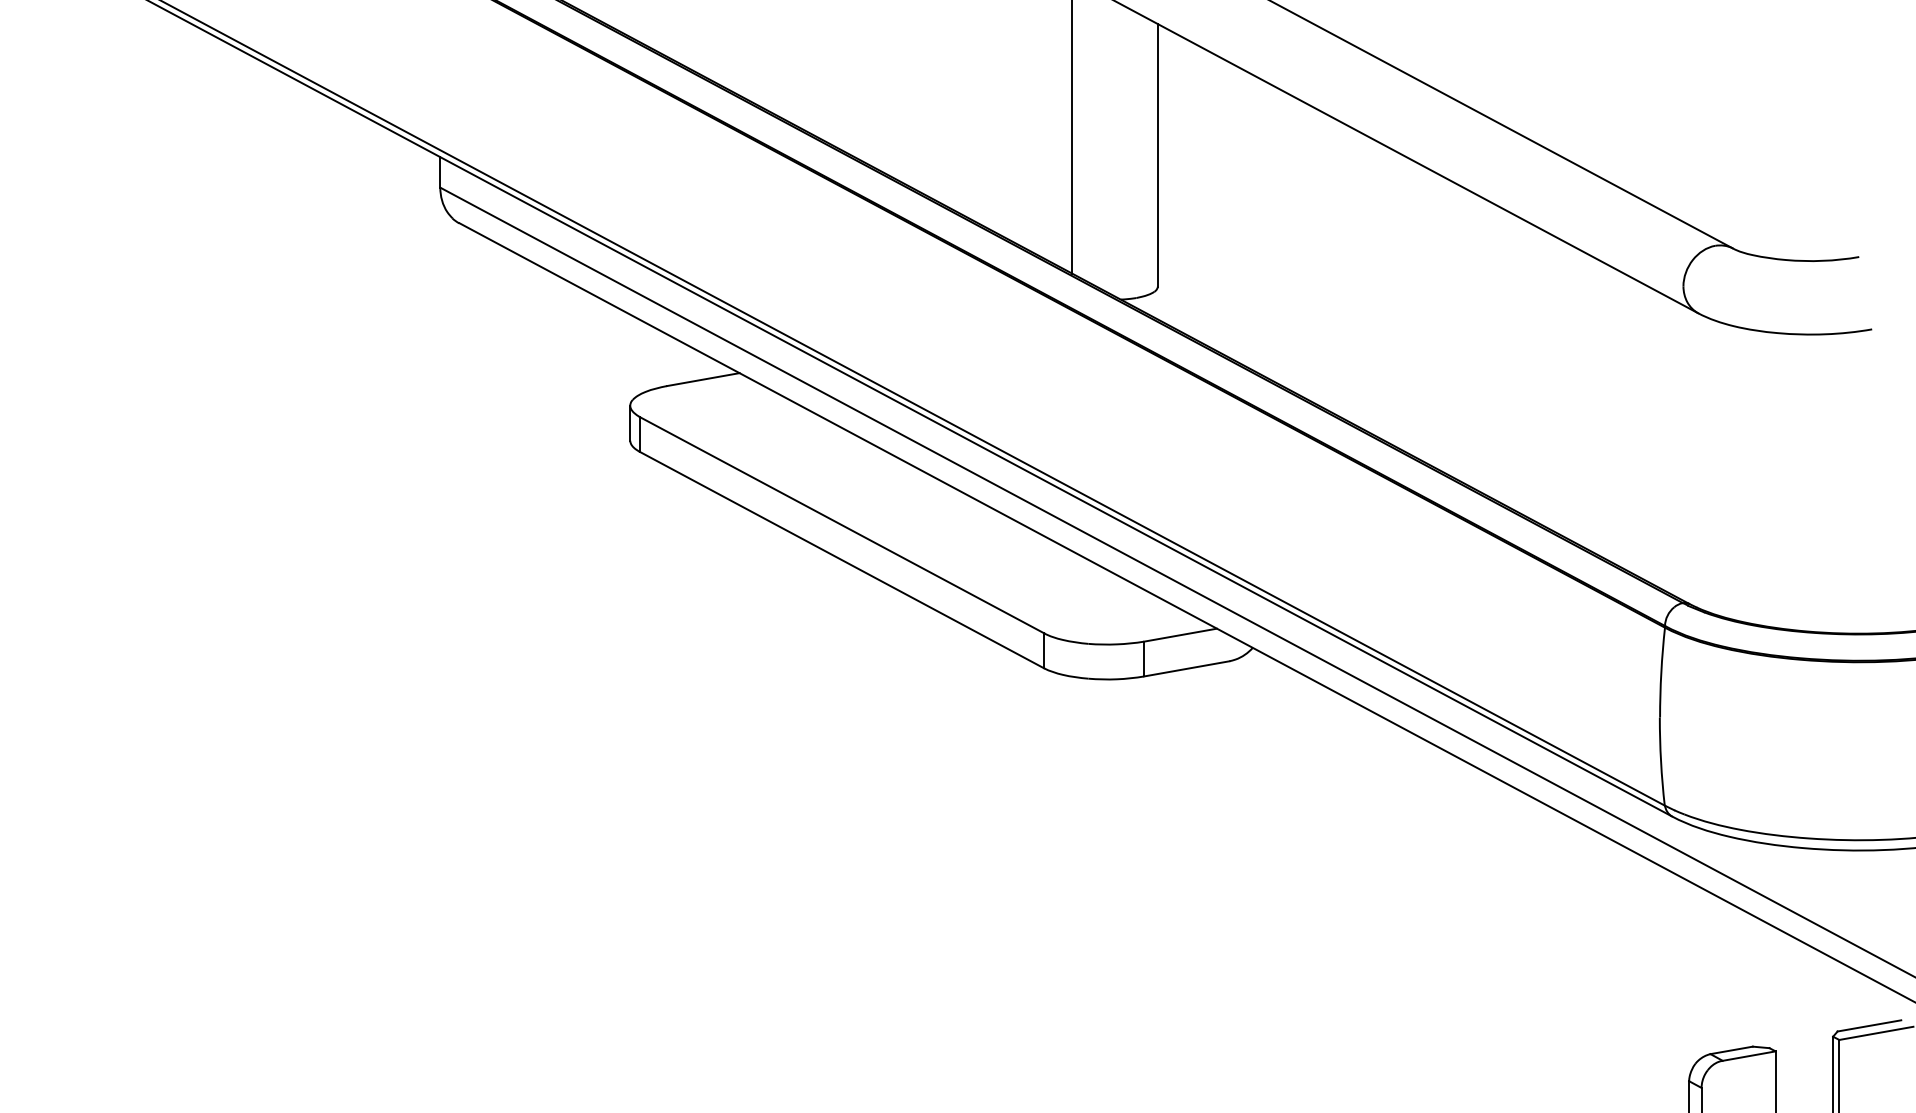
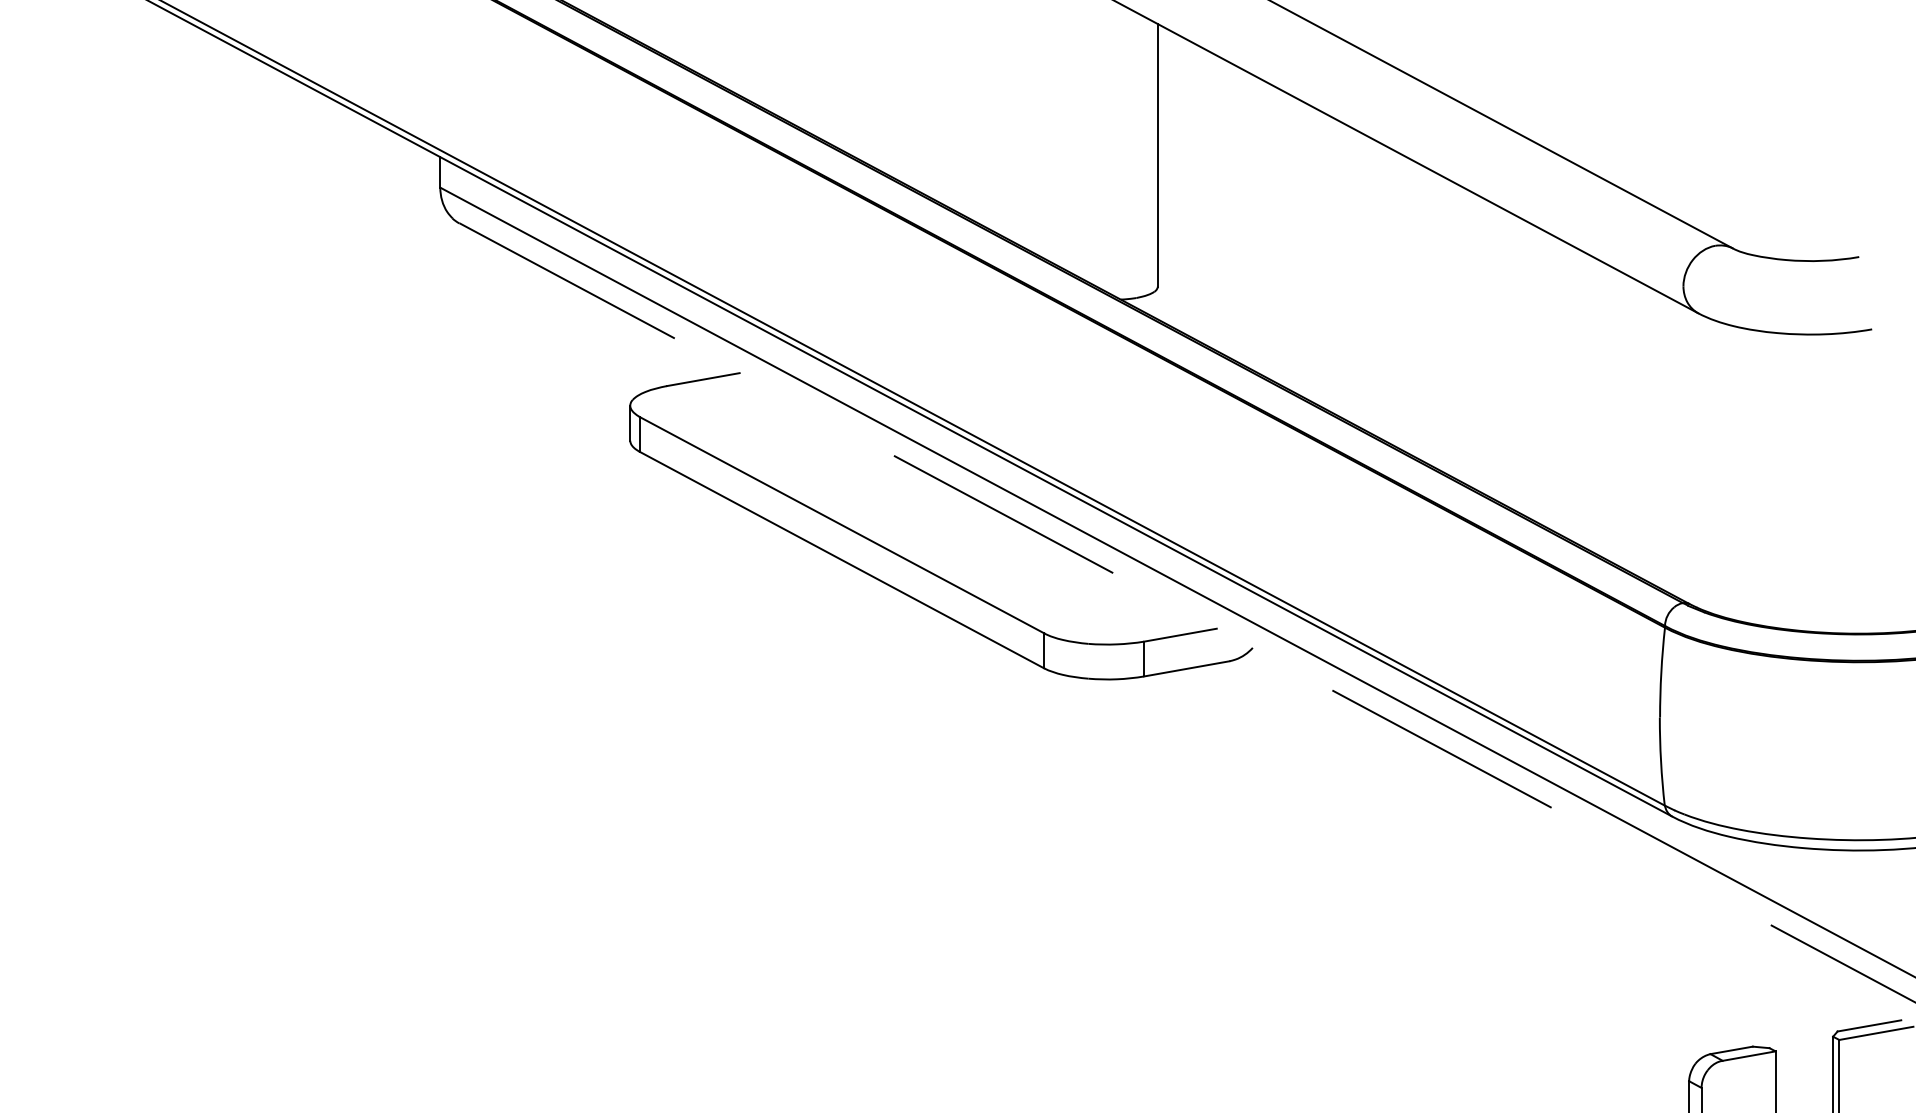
line: present -> none (1072, 137)
line: solid -> dashed (1187, 613)
